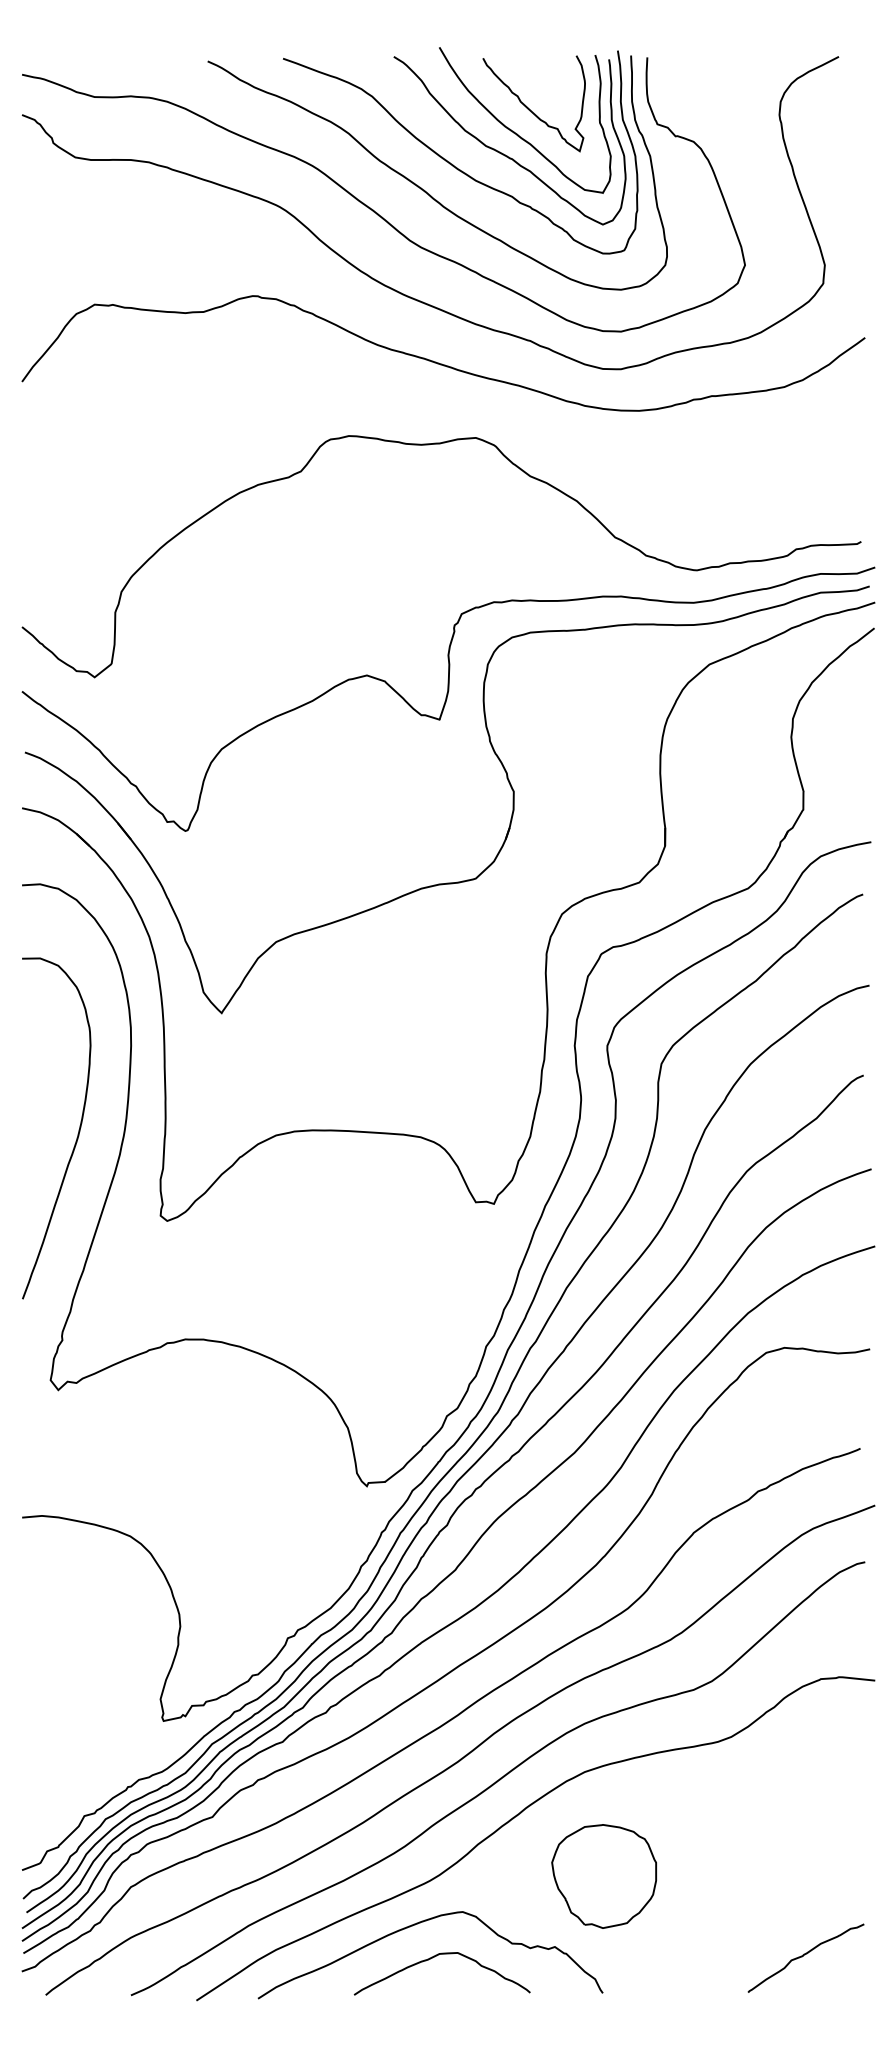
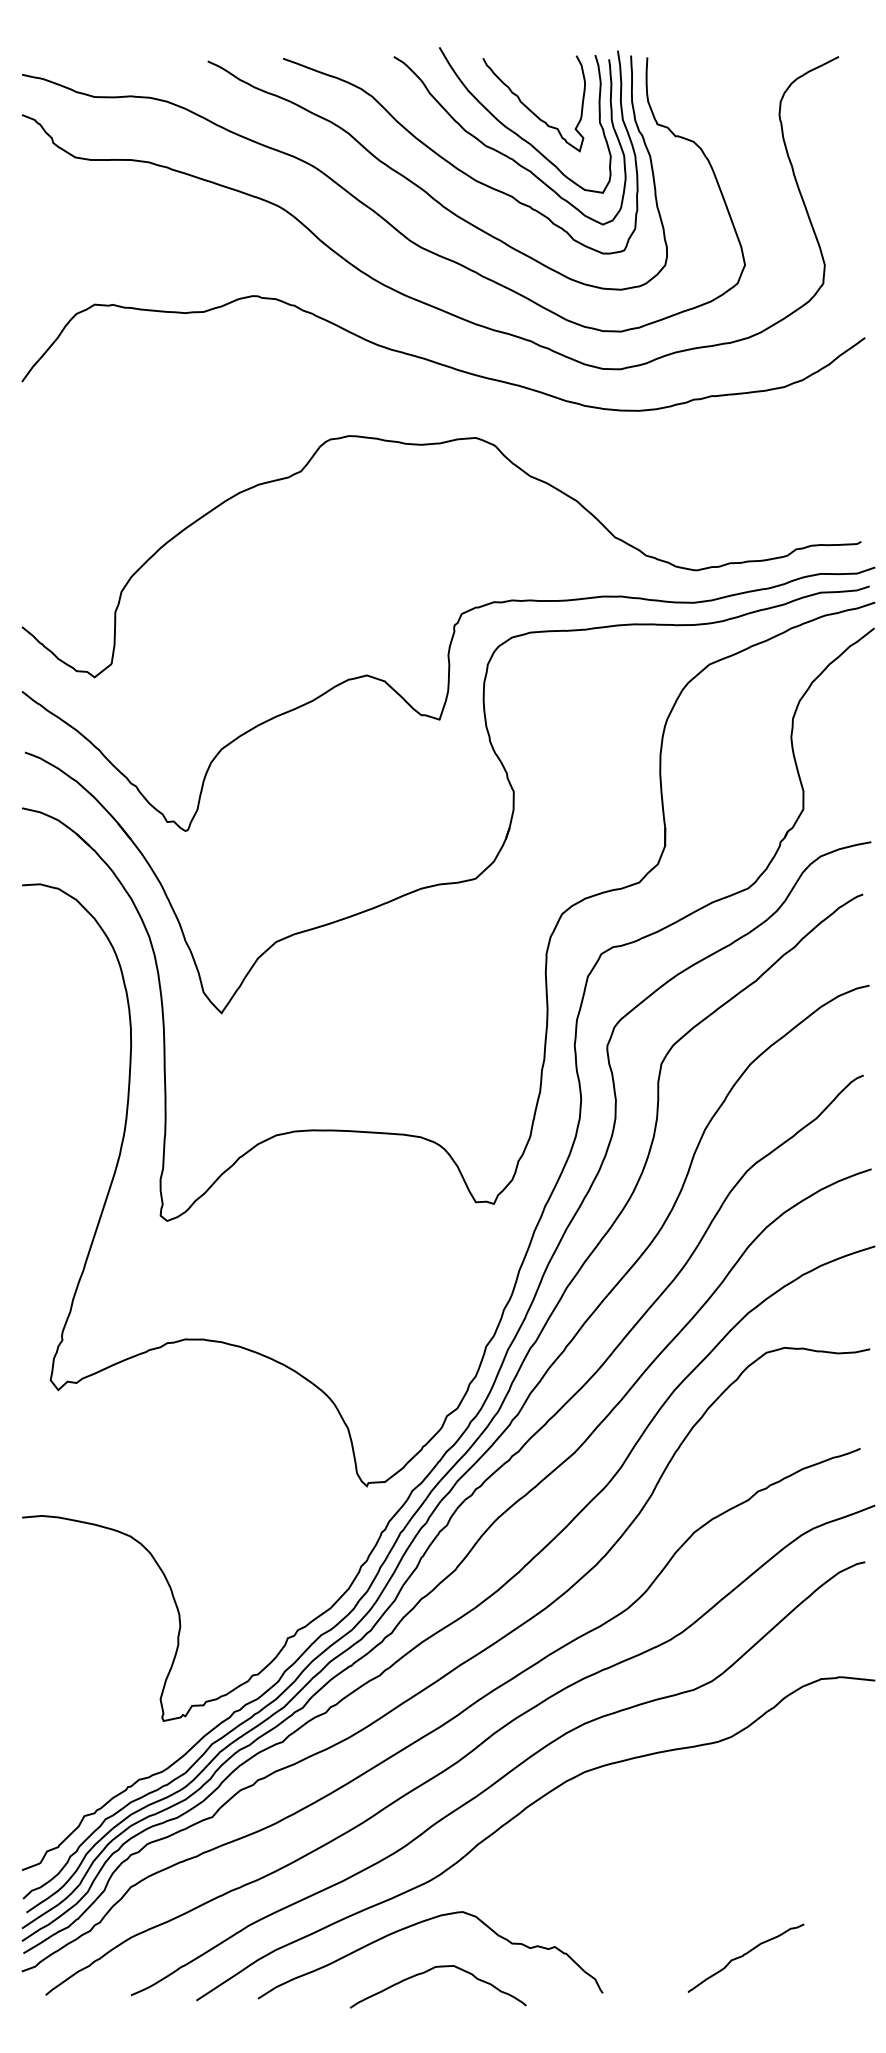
curve: present -> none (77, 1134)
part: present -> none (603, 1876)
curve position: (805, 1955) -> (745, 1955) (745, 1955)
curve position: (434, 1957) -> (430, 1970) (430, 1970)
